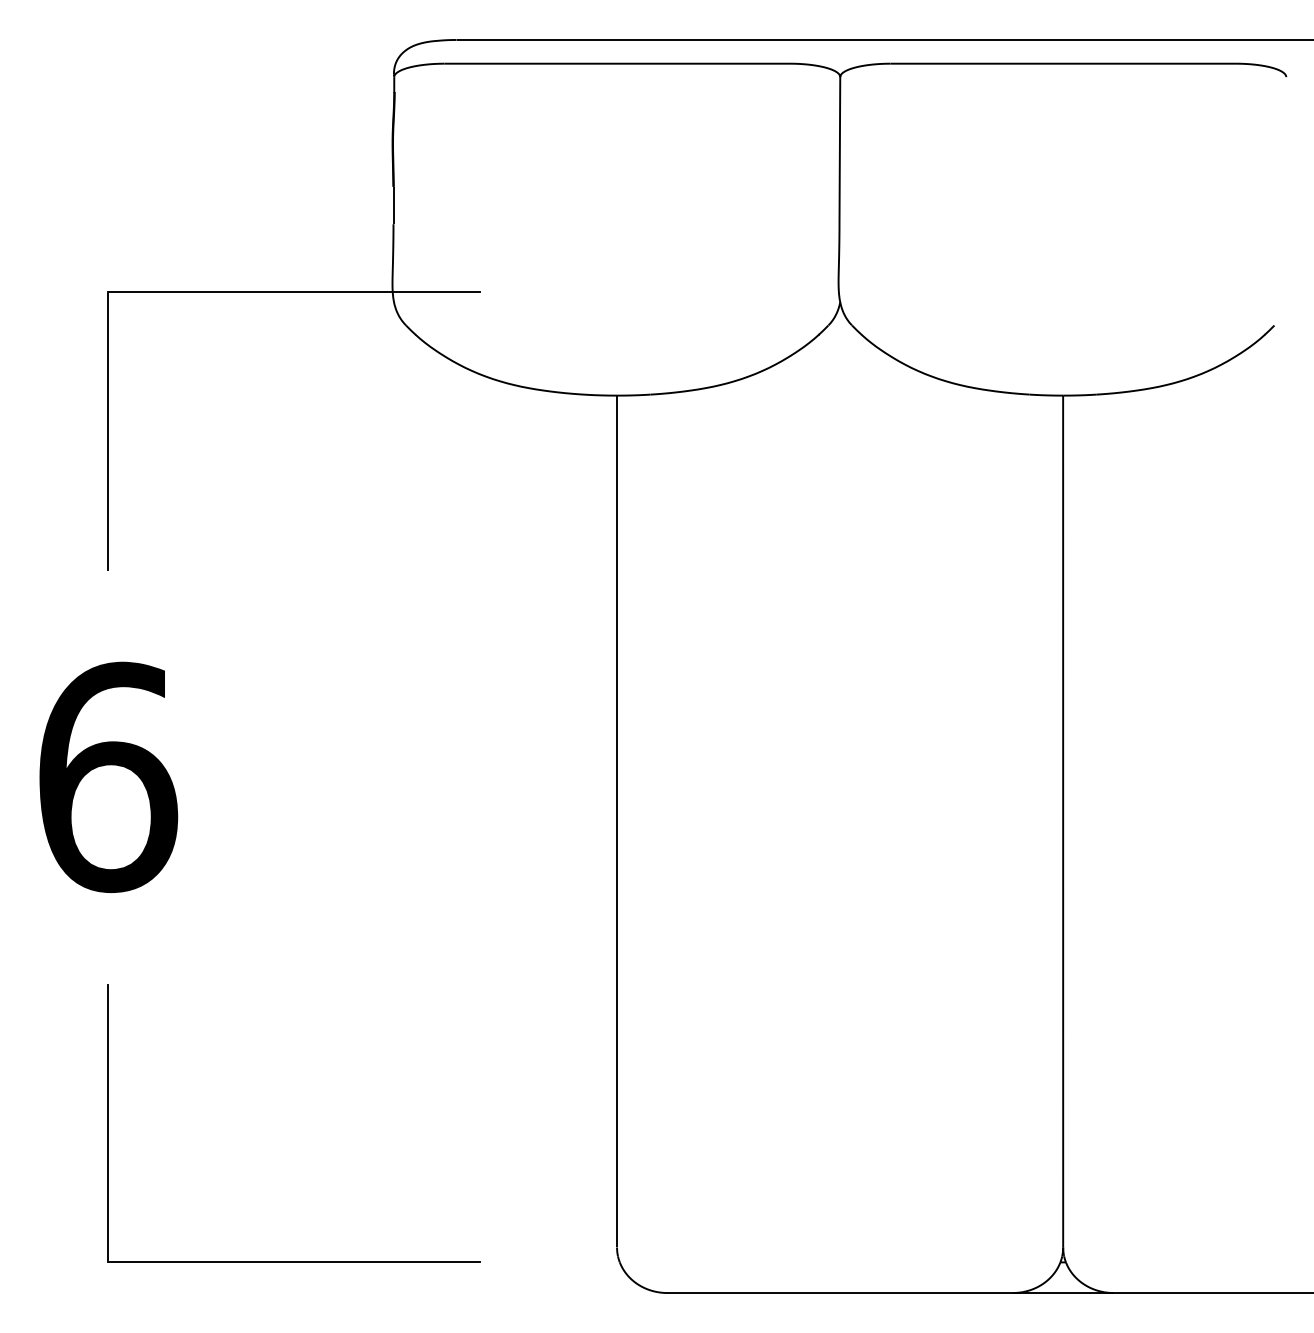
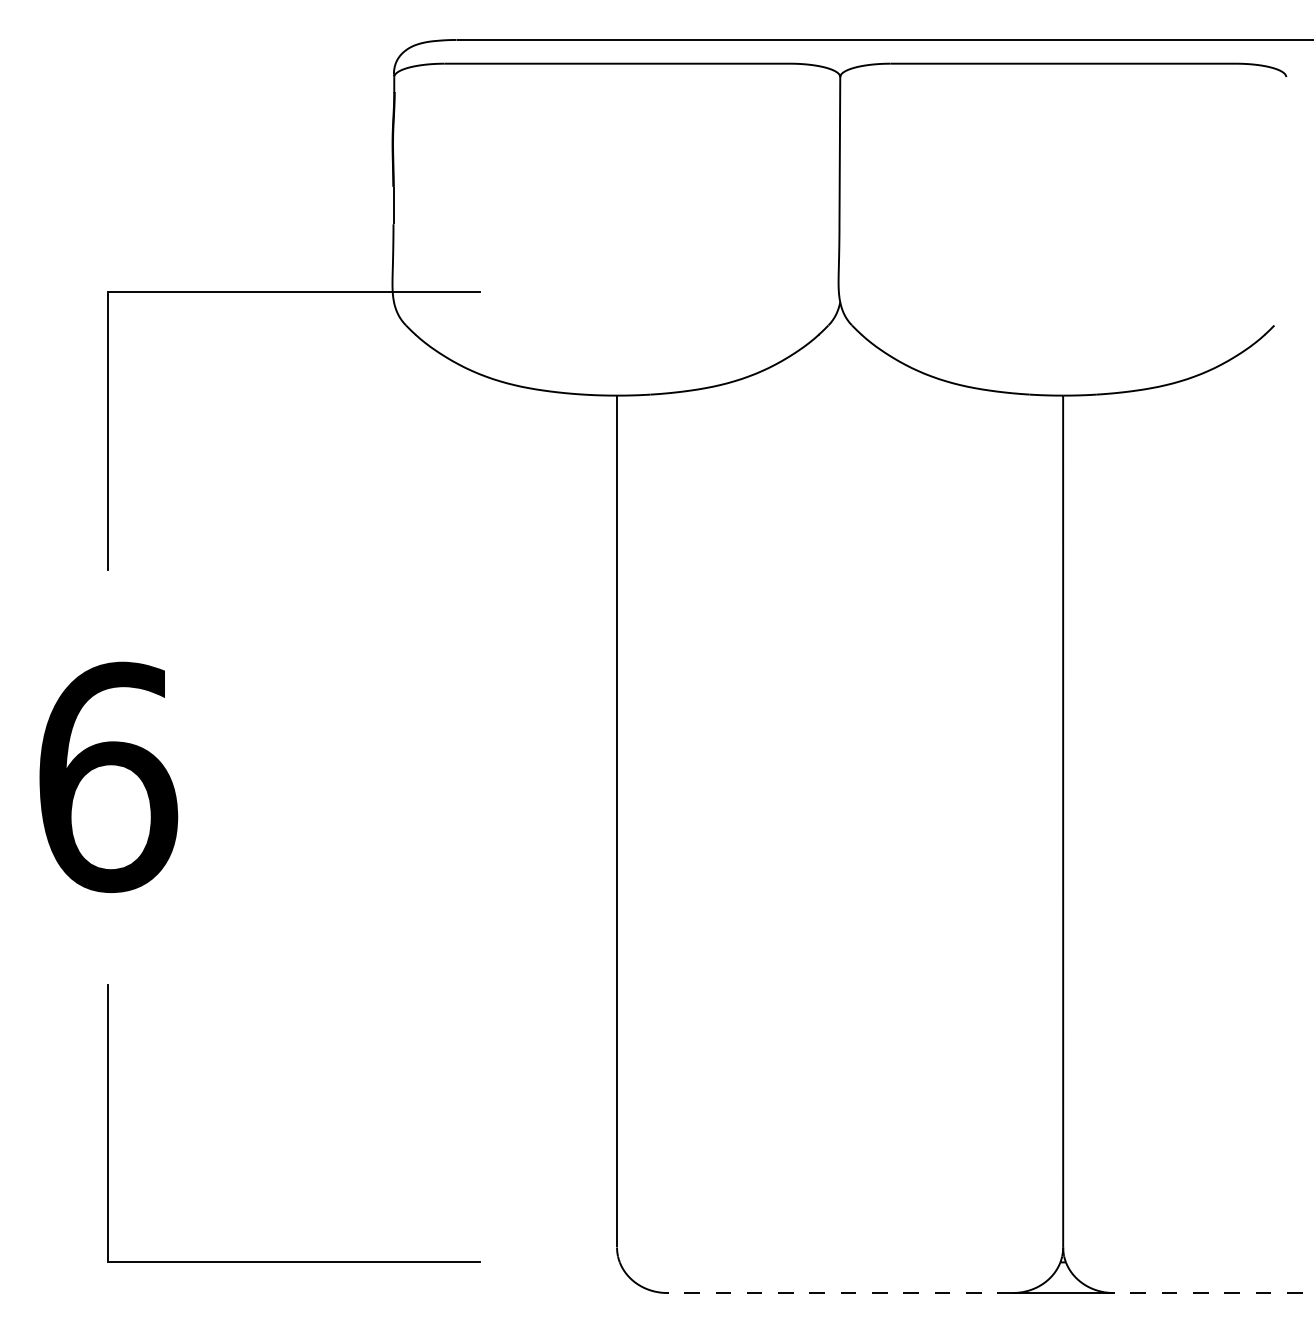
line: solid -> dashed (840, 1293)
line: solid -> dashed (1213, 1293)
